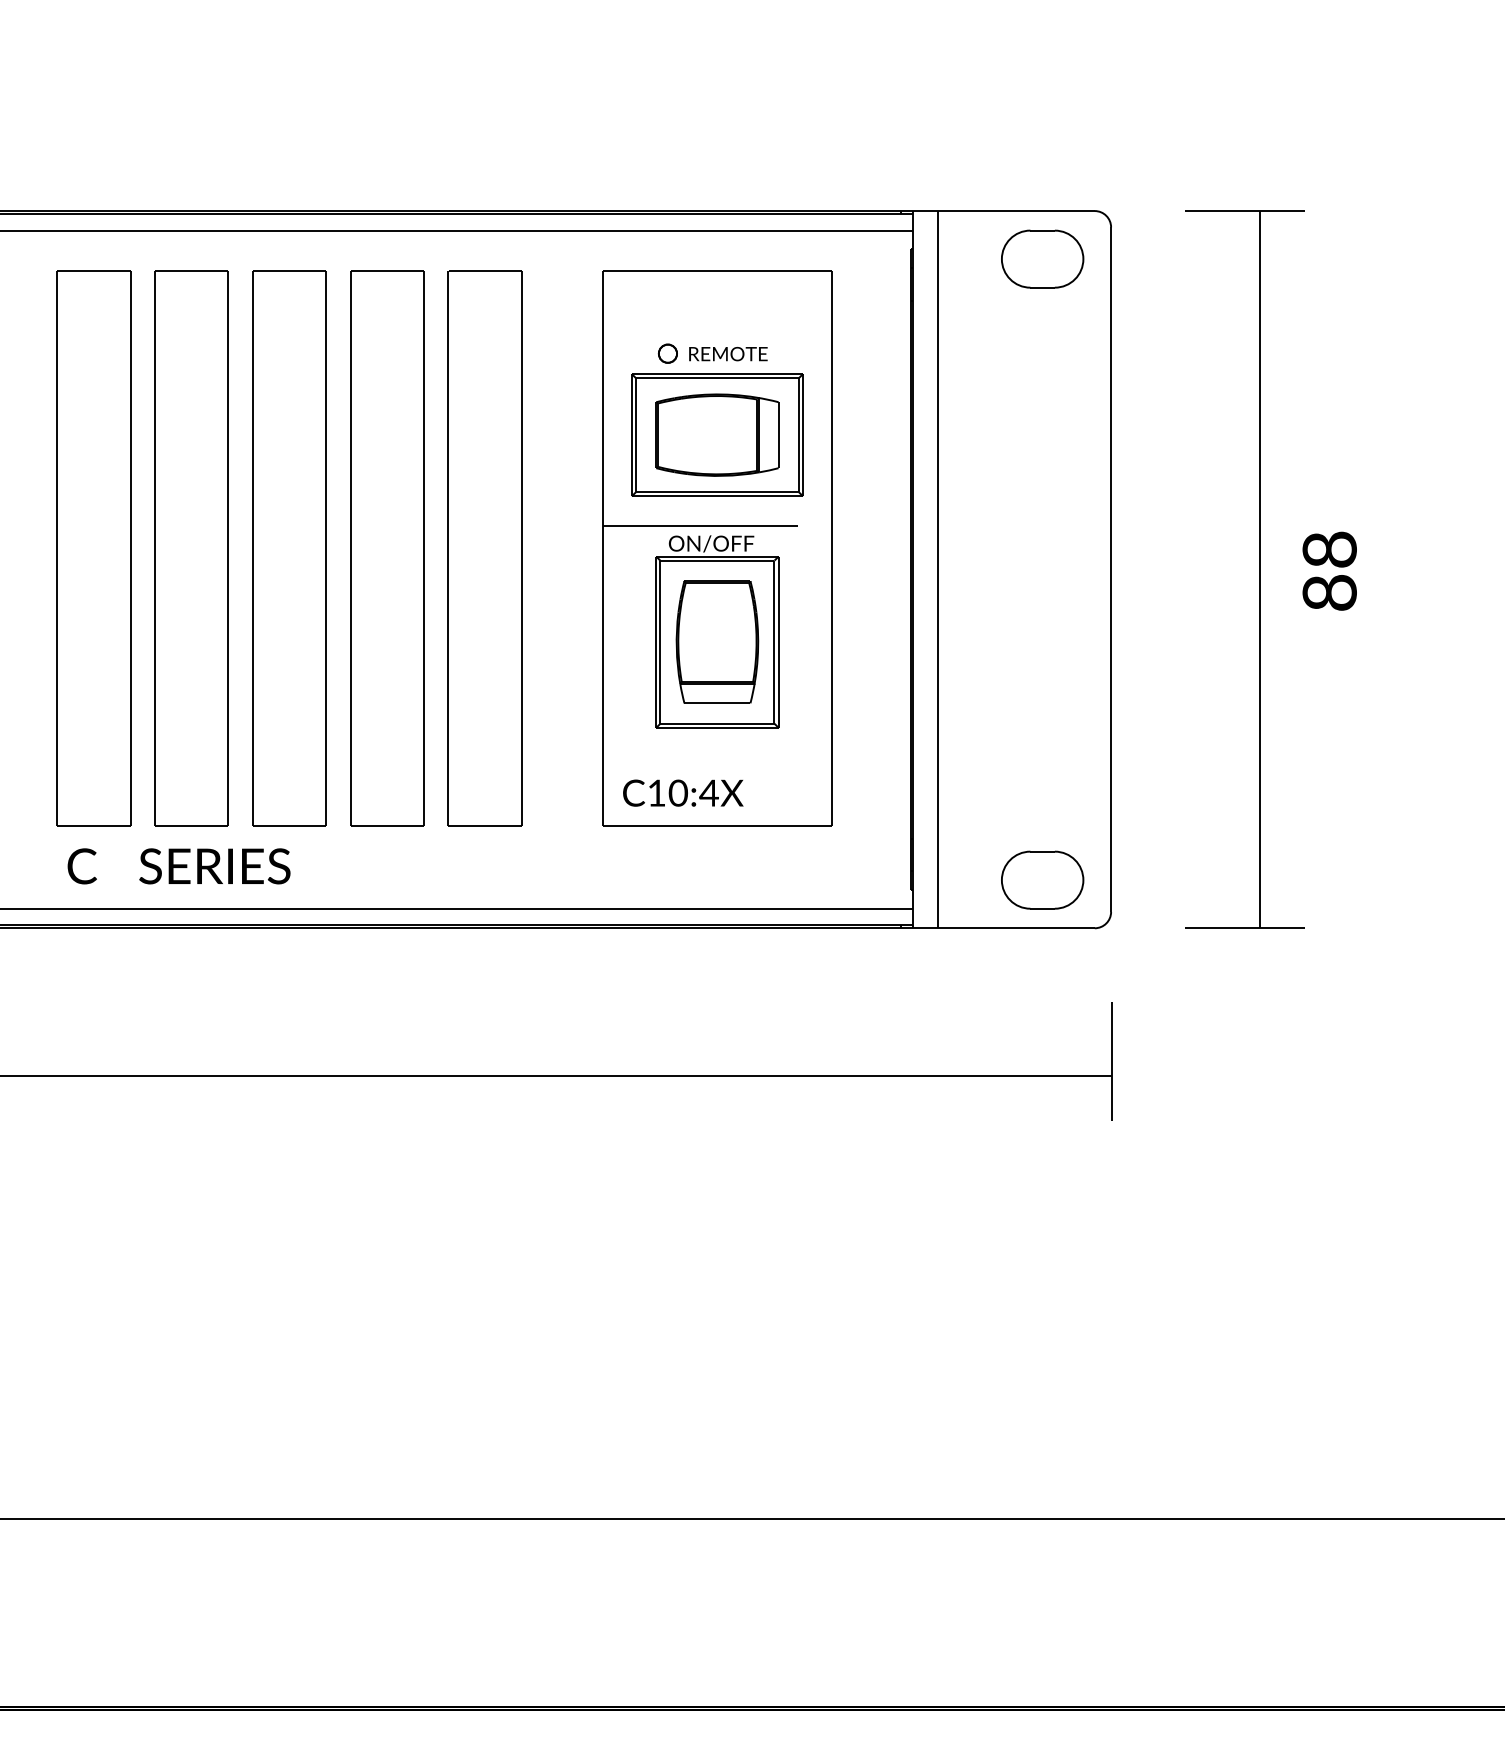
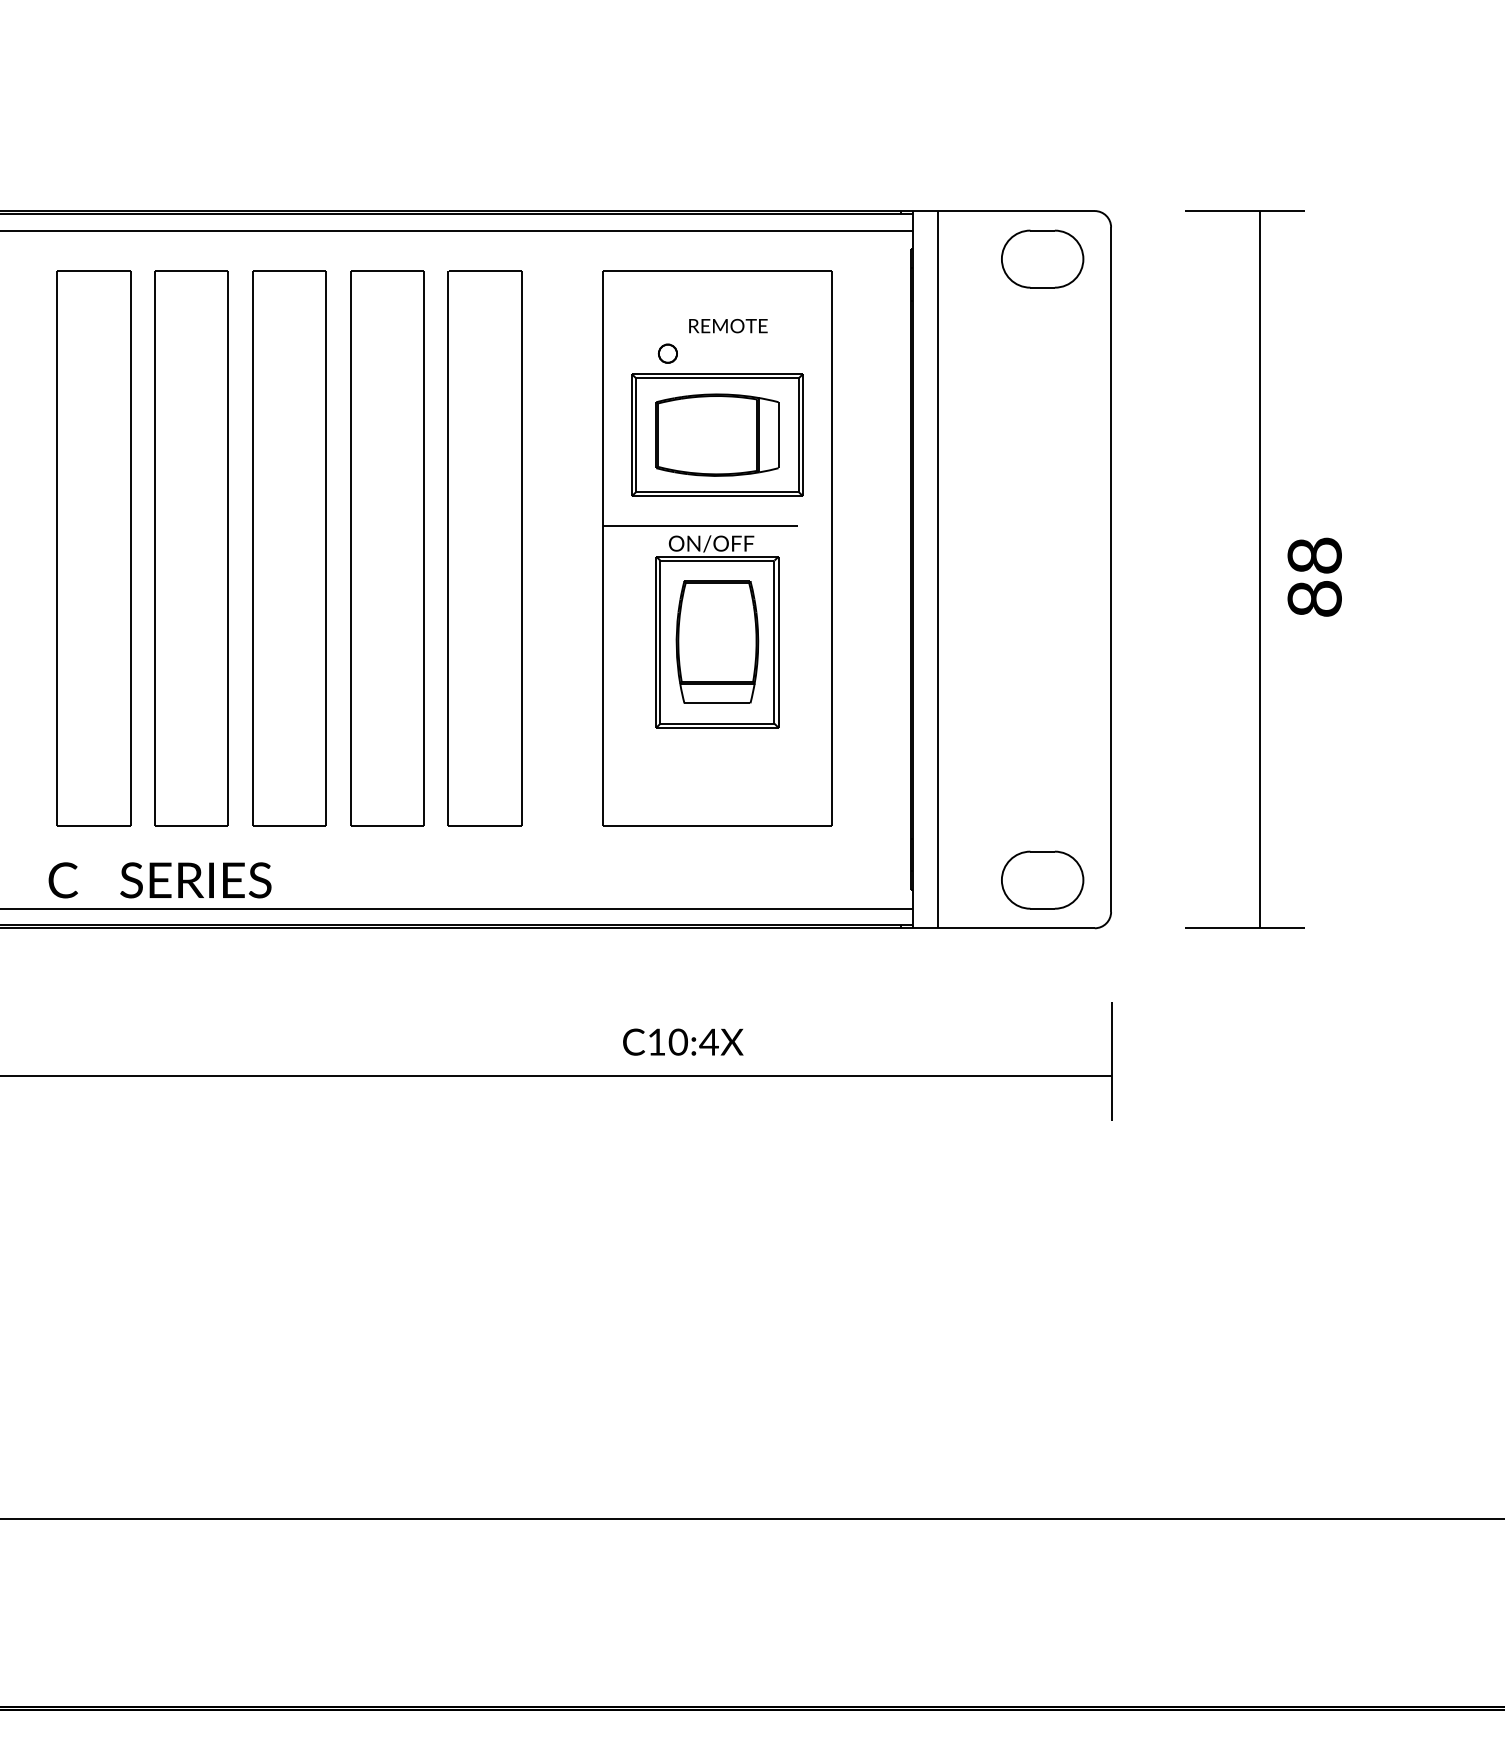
text position: (728, 354) -> (728, 326) (728, 326)
text position: (1329, 570) -> (1314, 576) (1314, 576)
text position: (683, 792) -> (683, 1041) (683, 1041)
text position: (178, 866) -> (159, 880) (159, 880)
